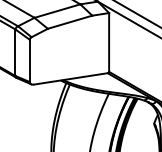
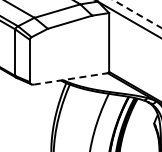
line: solid -> dashed (137, 14)
line: solid -> dashed (71, 78)
